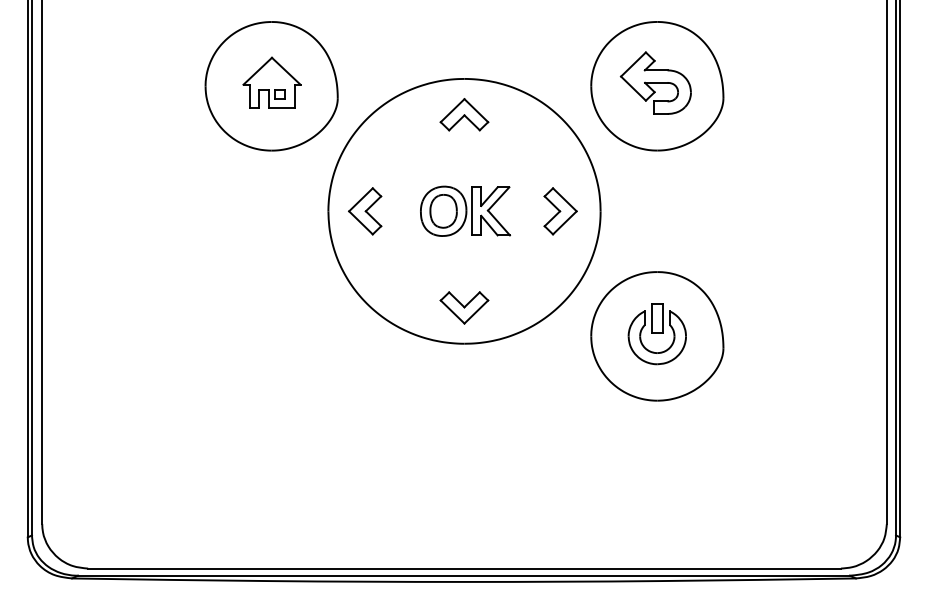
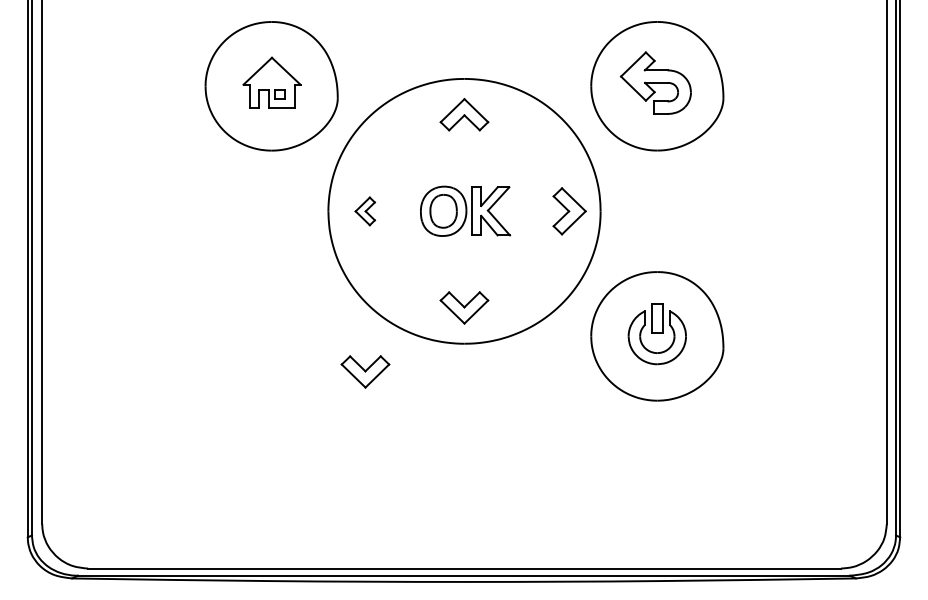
part size: 35x49 px -> 23x31 px (365, 211)
part position: (560, 211) -> (569, 211) (569, 211)
part: none -> present (365, 371)
